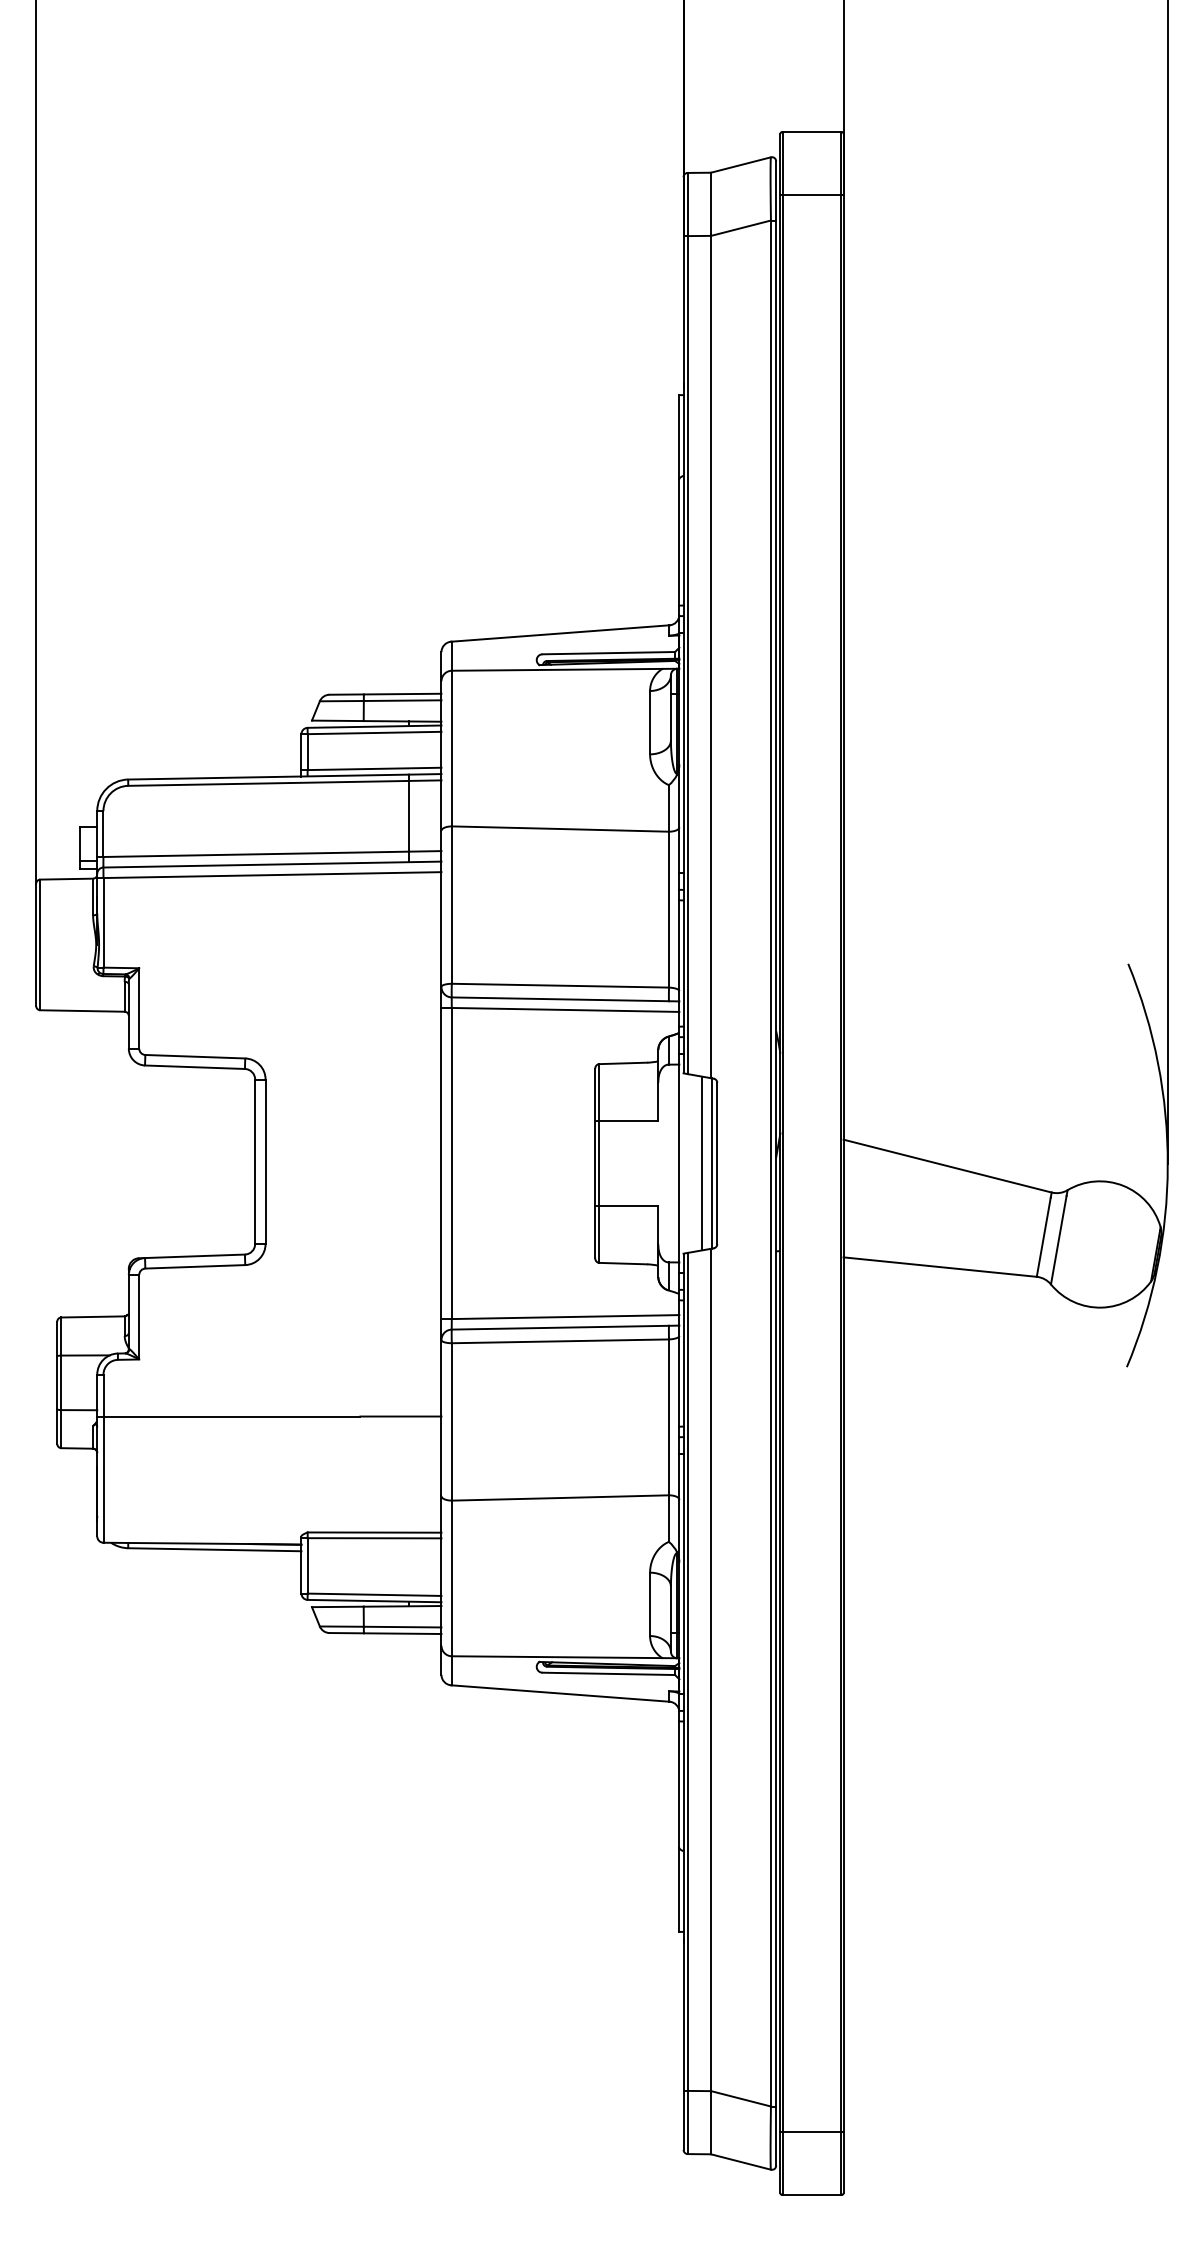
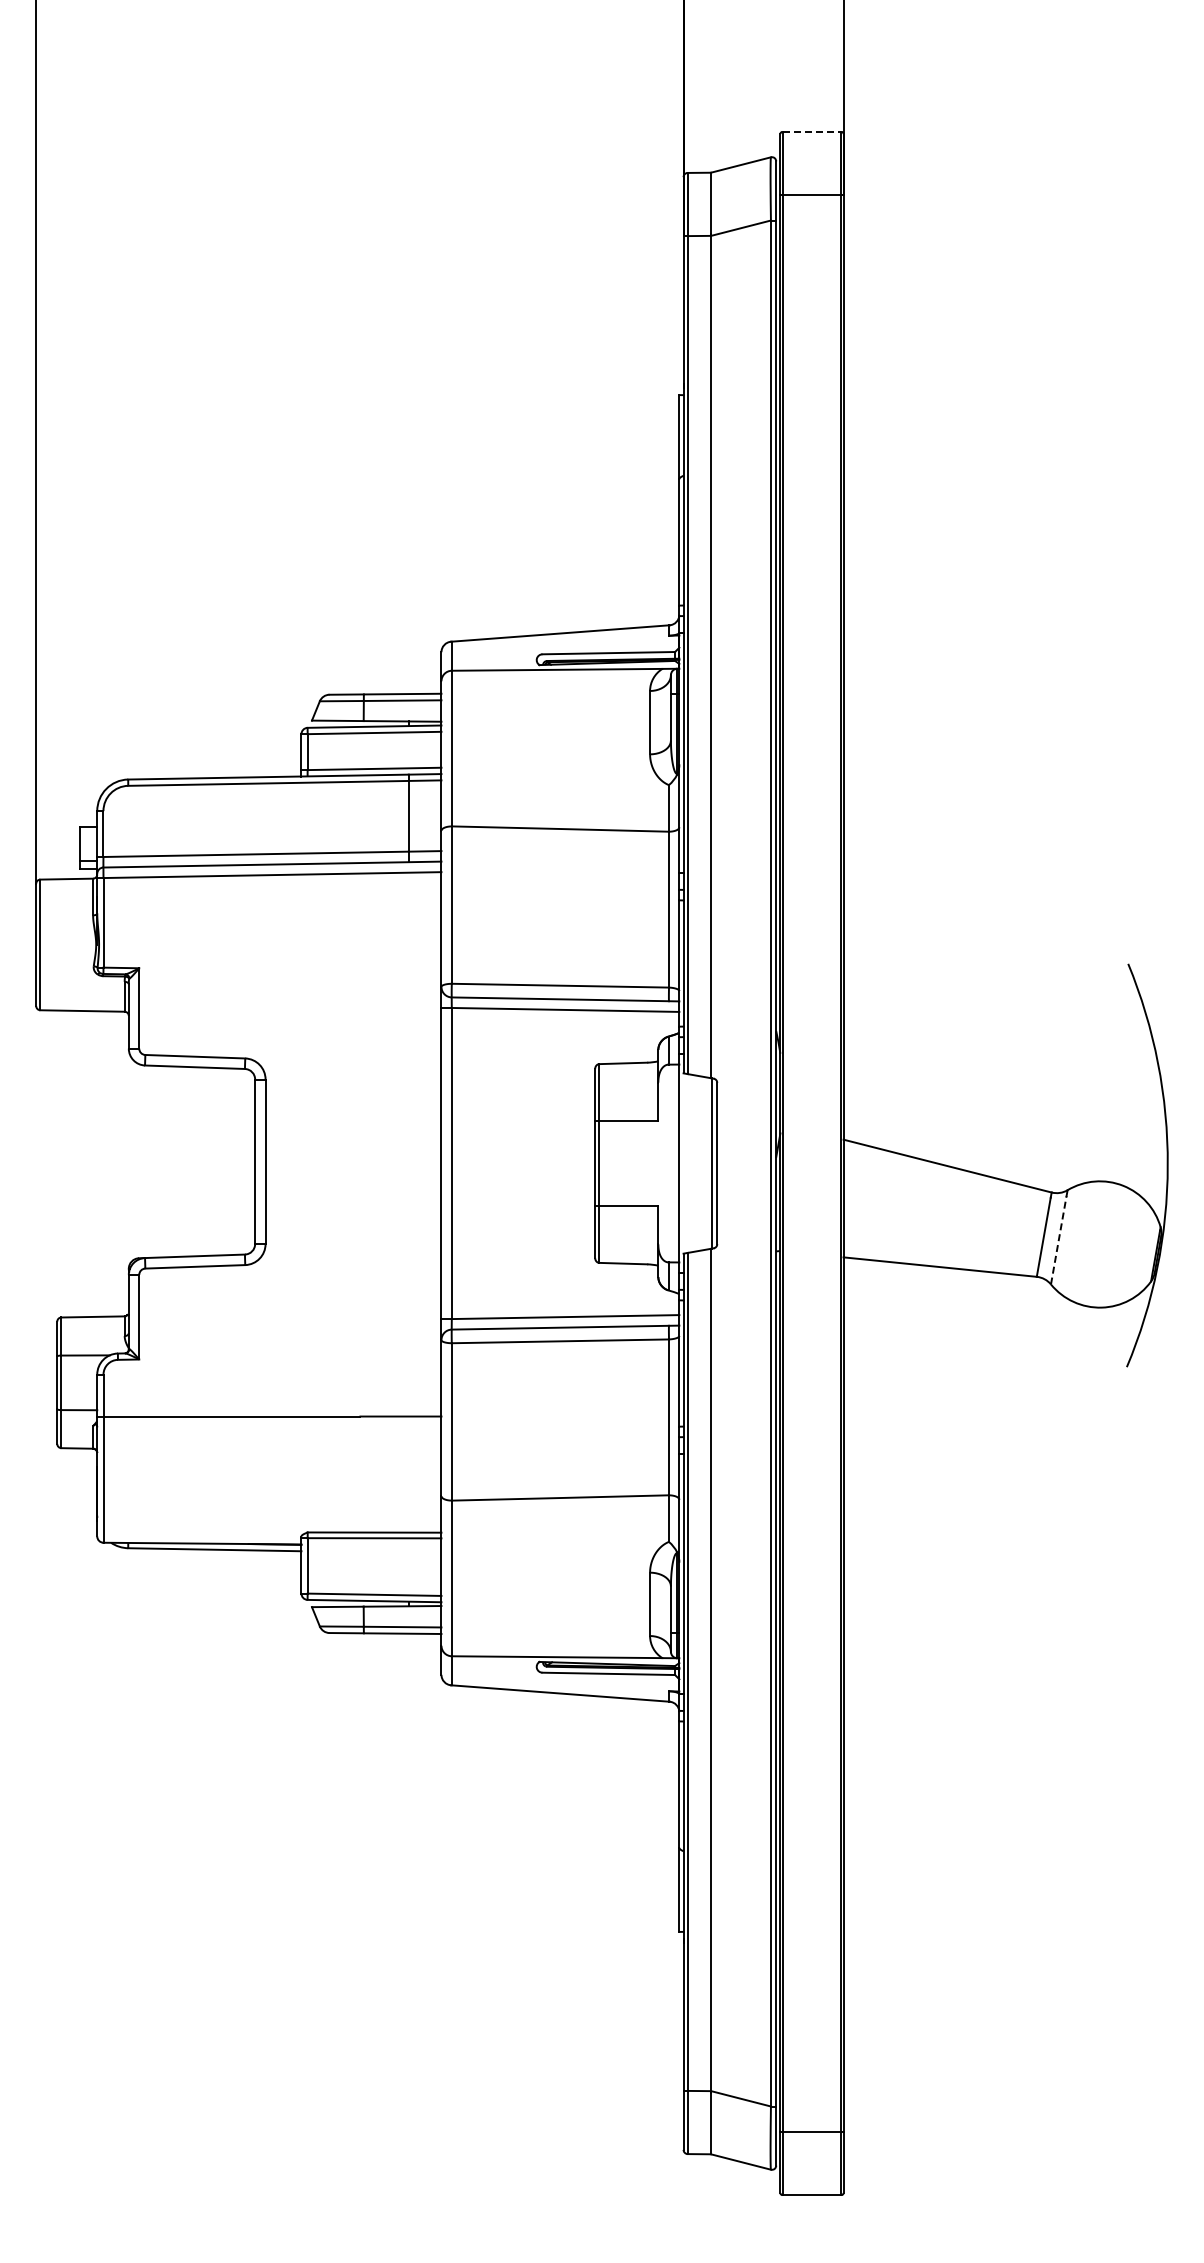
line: solid -> dashed (812, 131)
line: present -> none (1167, 582)
line: present -> none (701, 1163)
line: solid -> dashed (1058, 1240)
